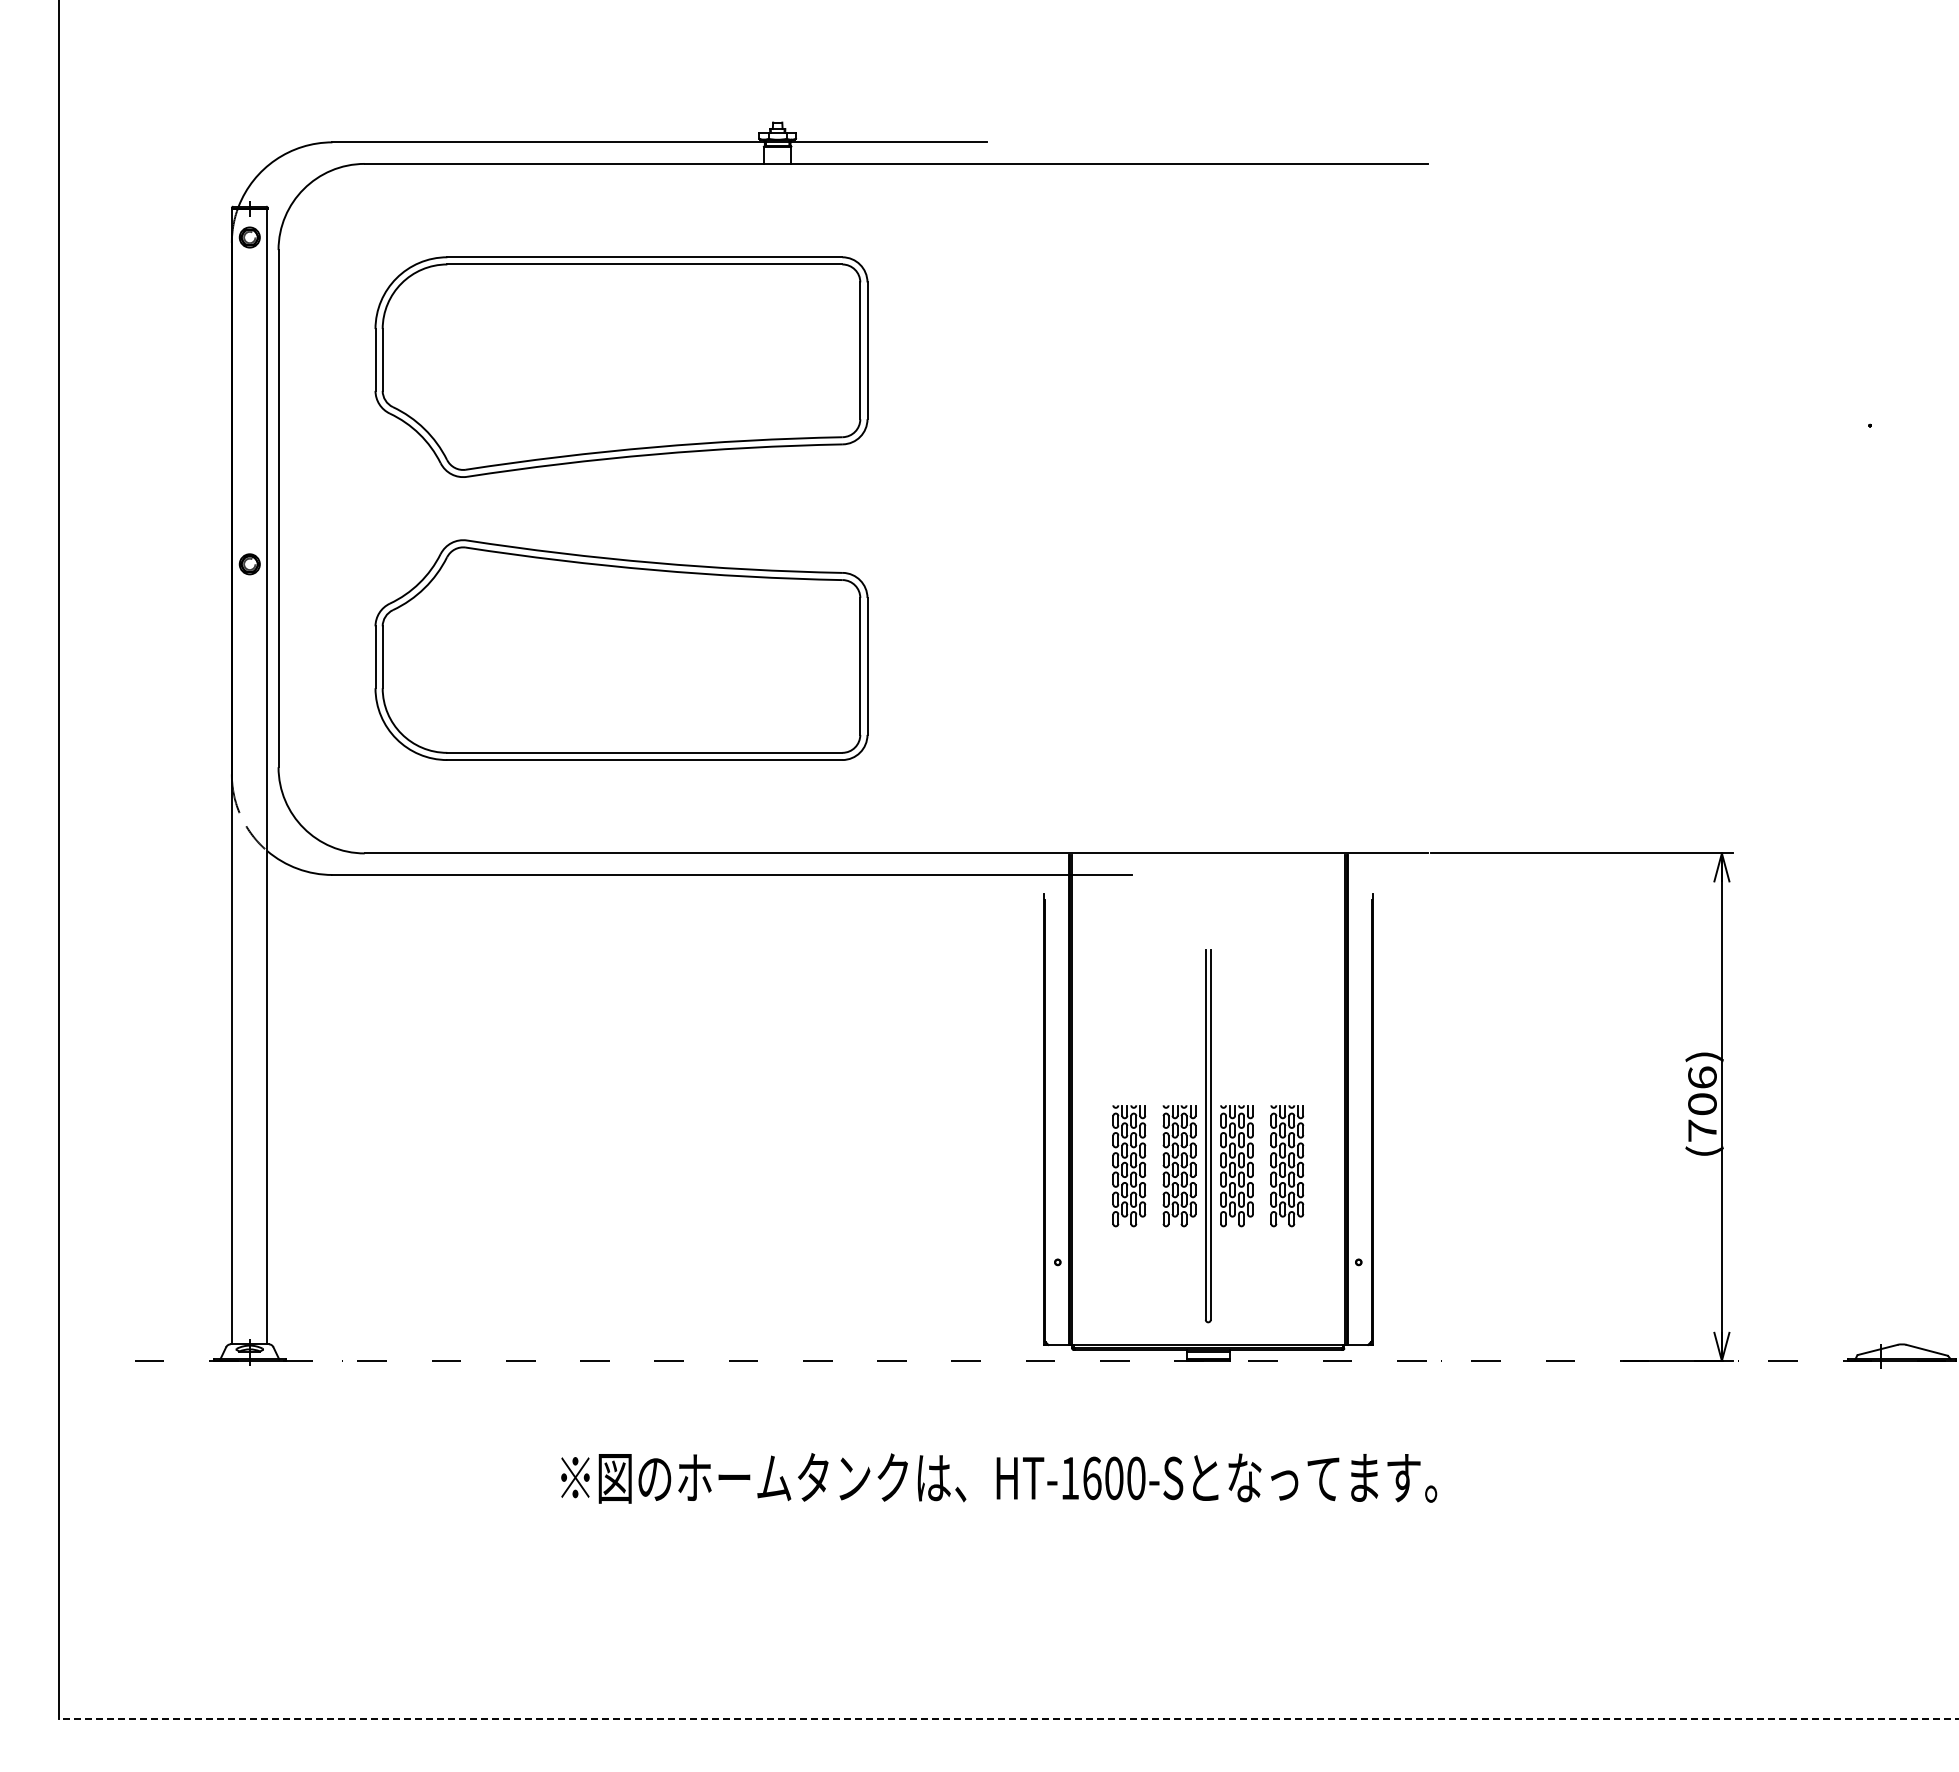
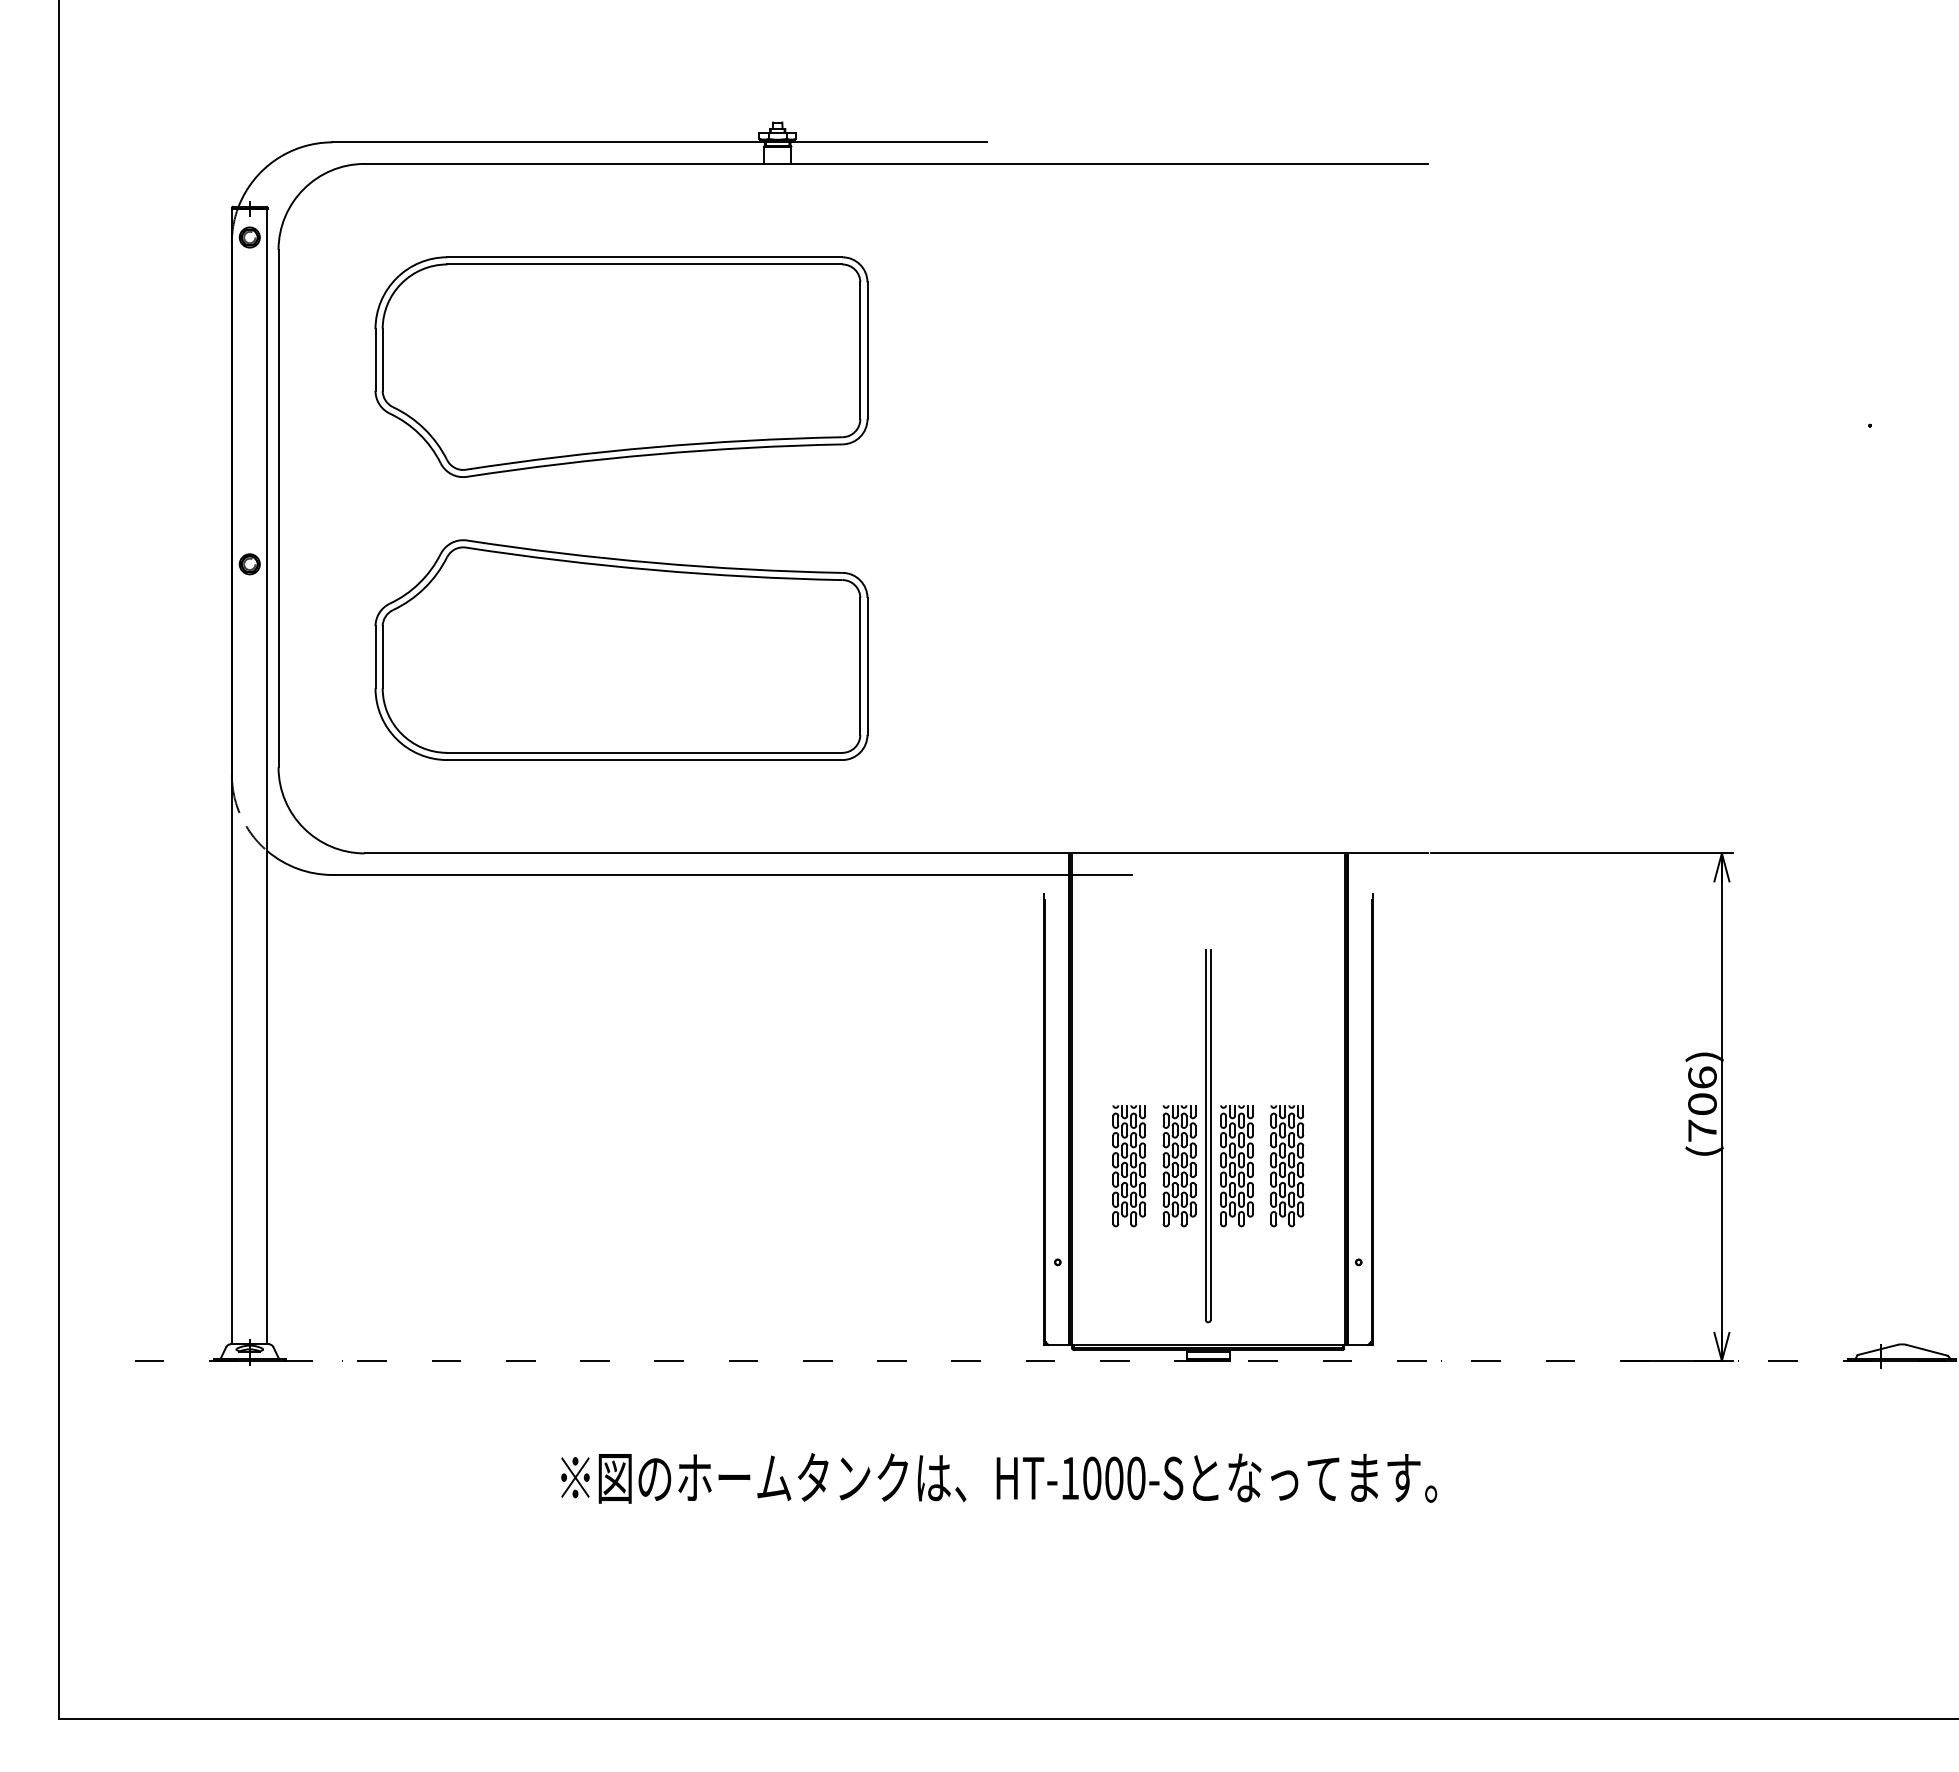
text: HT-1600-S -> HT-1000-S (1092, 1478)
line: dashed -> solid (1008, 1718)
